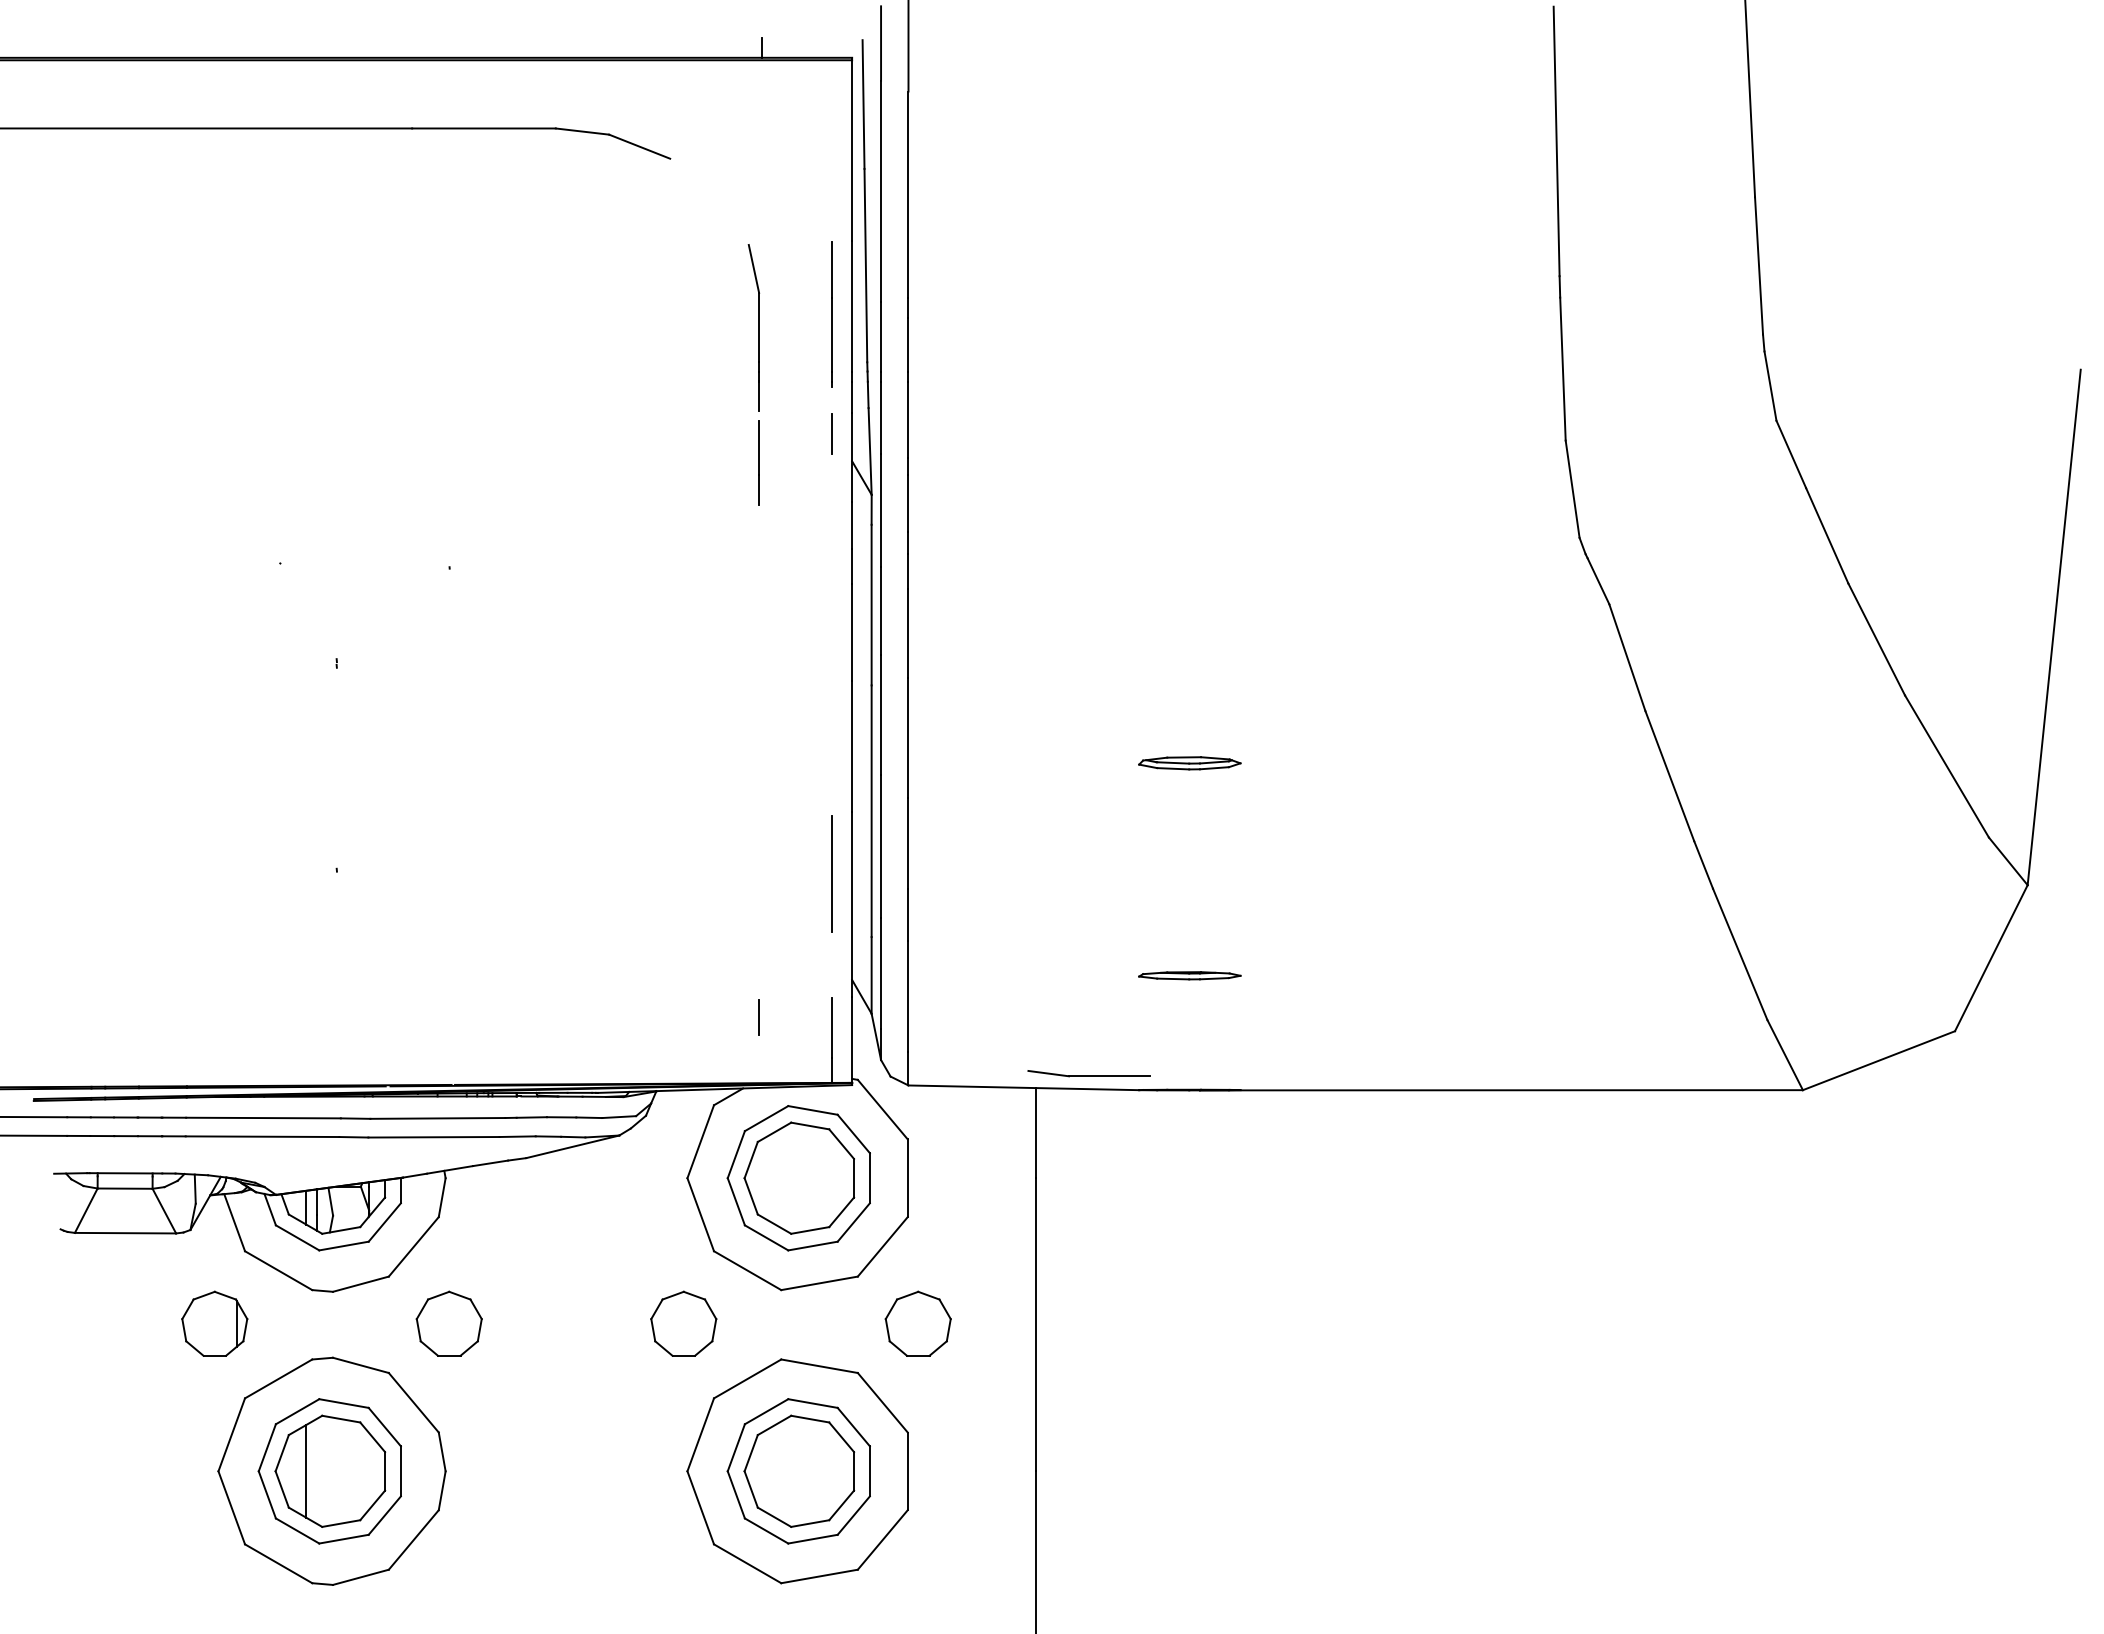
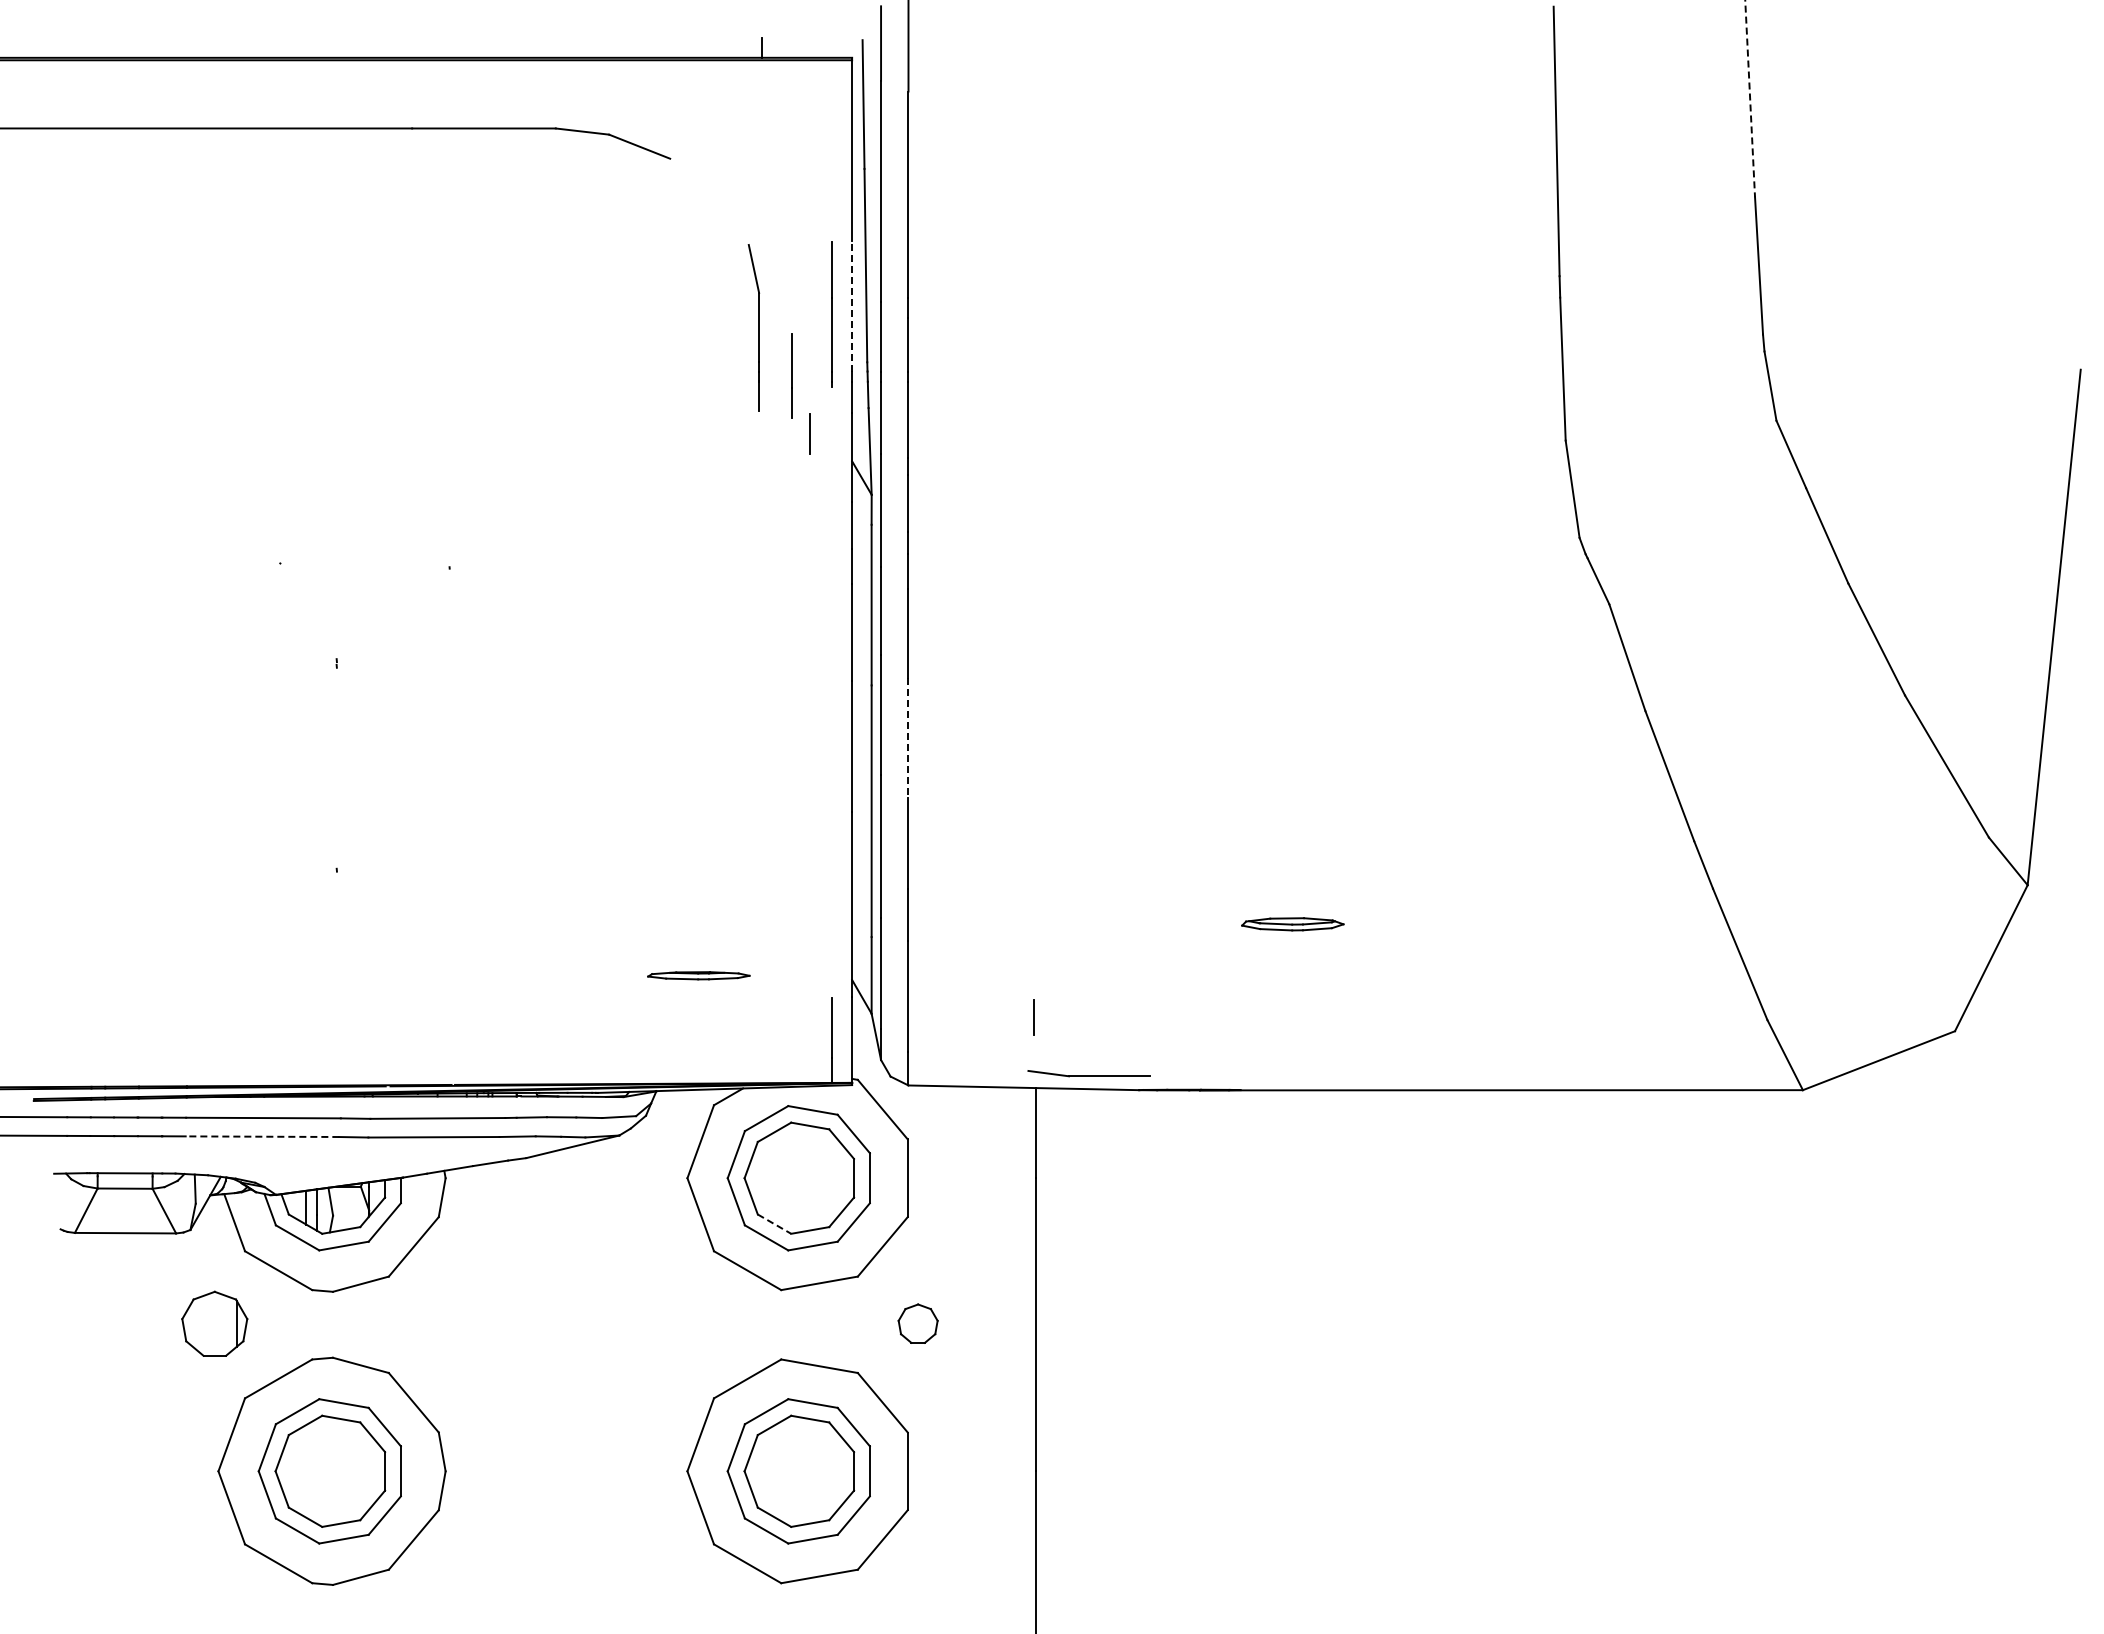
line: solid -> dashed (1750, 99)
line: solid -> dashed (852, 306)
line position: (831, 433) -> (809, 433) (809, 433)
line position: (758, 462) -> (791, 375) (791, 375)
line: solid -> dashed (908, 738)
part position: (1189, 763) -> (1292, 924) (1292, 924)
line: present -> none (831, 873)
part position: (1189, 975) -> (698, 975) (698, 975)
line position: (758, 1017) -> (1033, 1017) (1033, 1017)
line: solid -> dashed (262, 1136)
line: solid -> dashed (774, 1224)
part: present -> none (448, 1323)
part: present -> none (683, 1323)
part size: 68x67 px -> 42x41 px (917, 1323)
line: present -> none (306, 1471)
